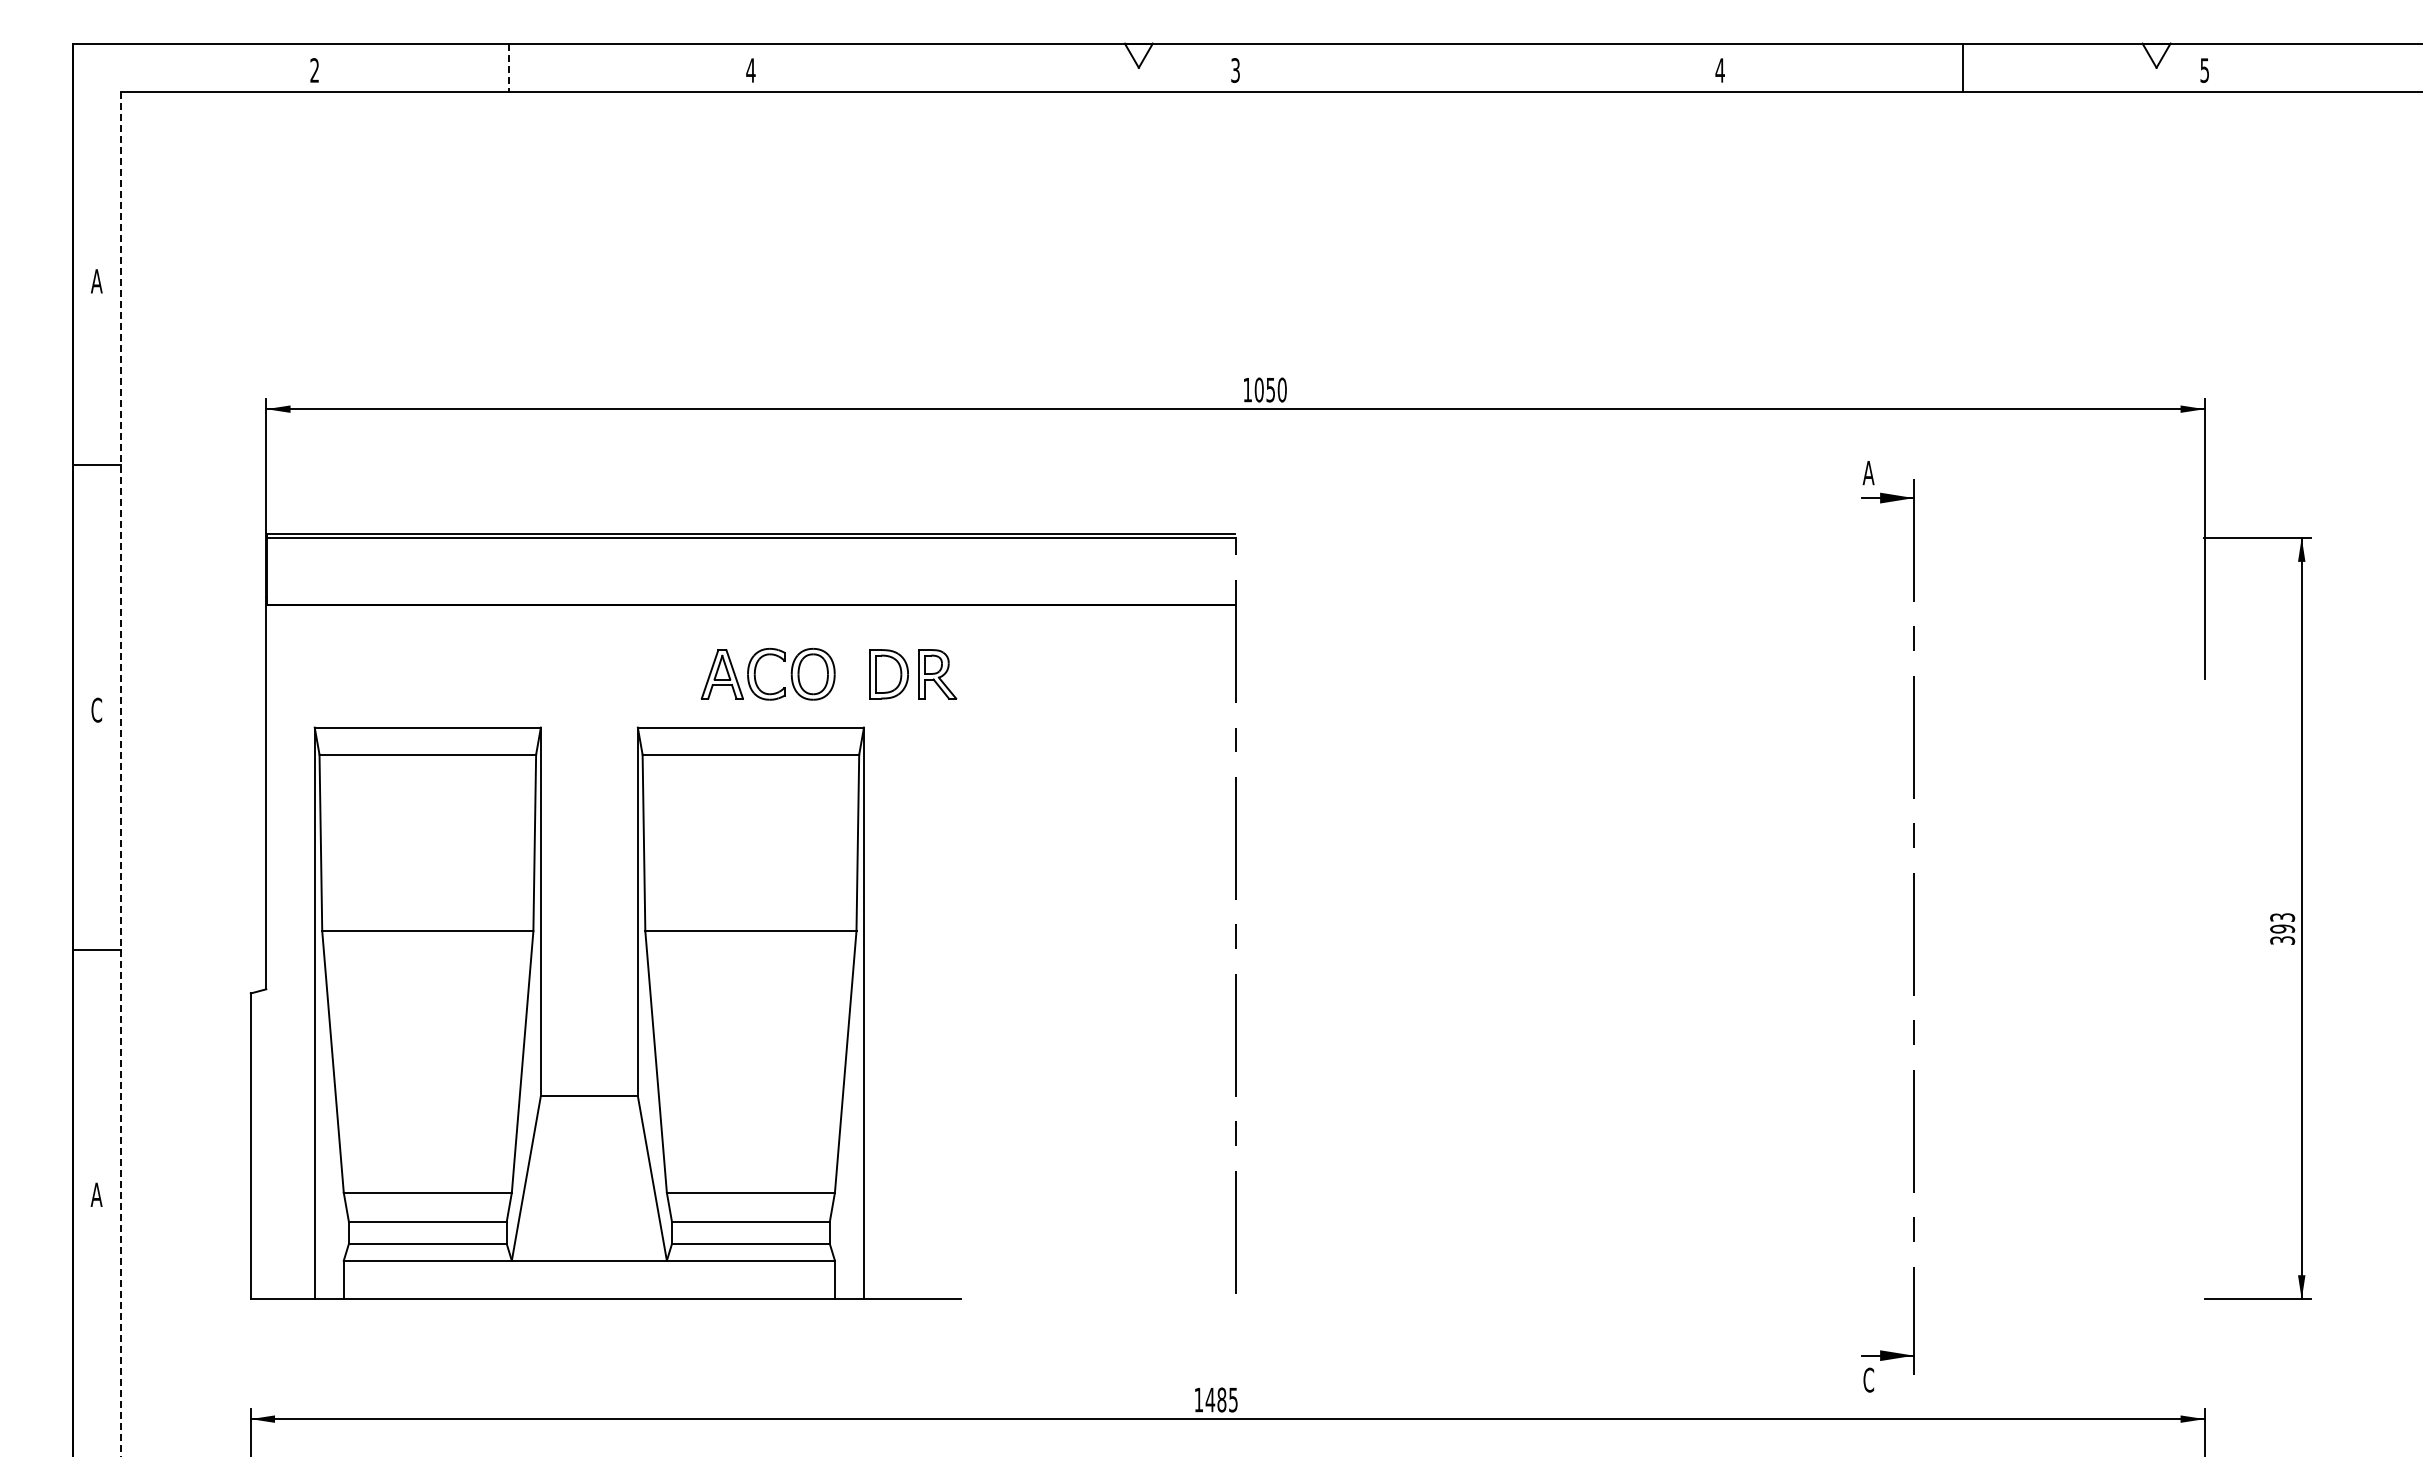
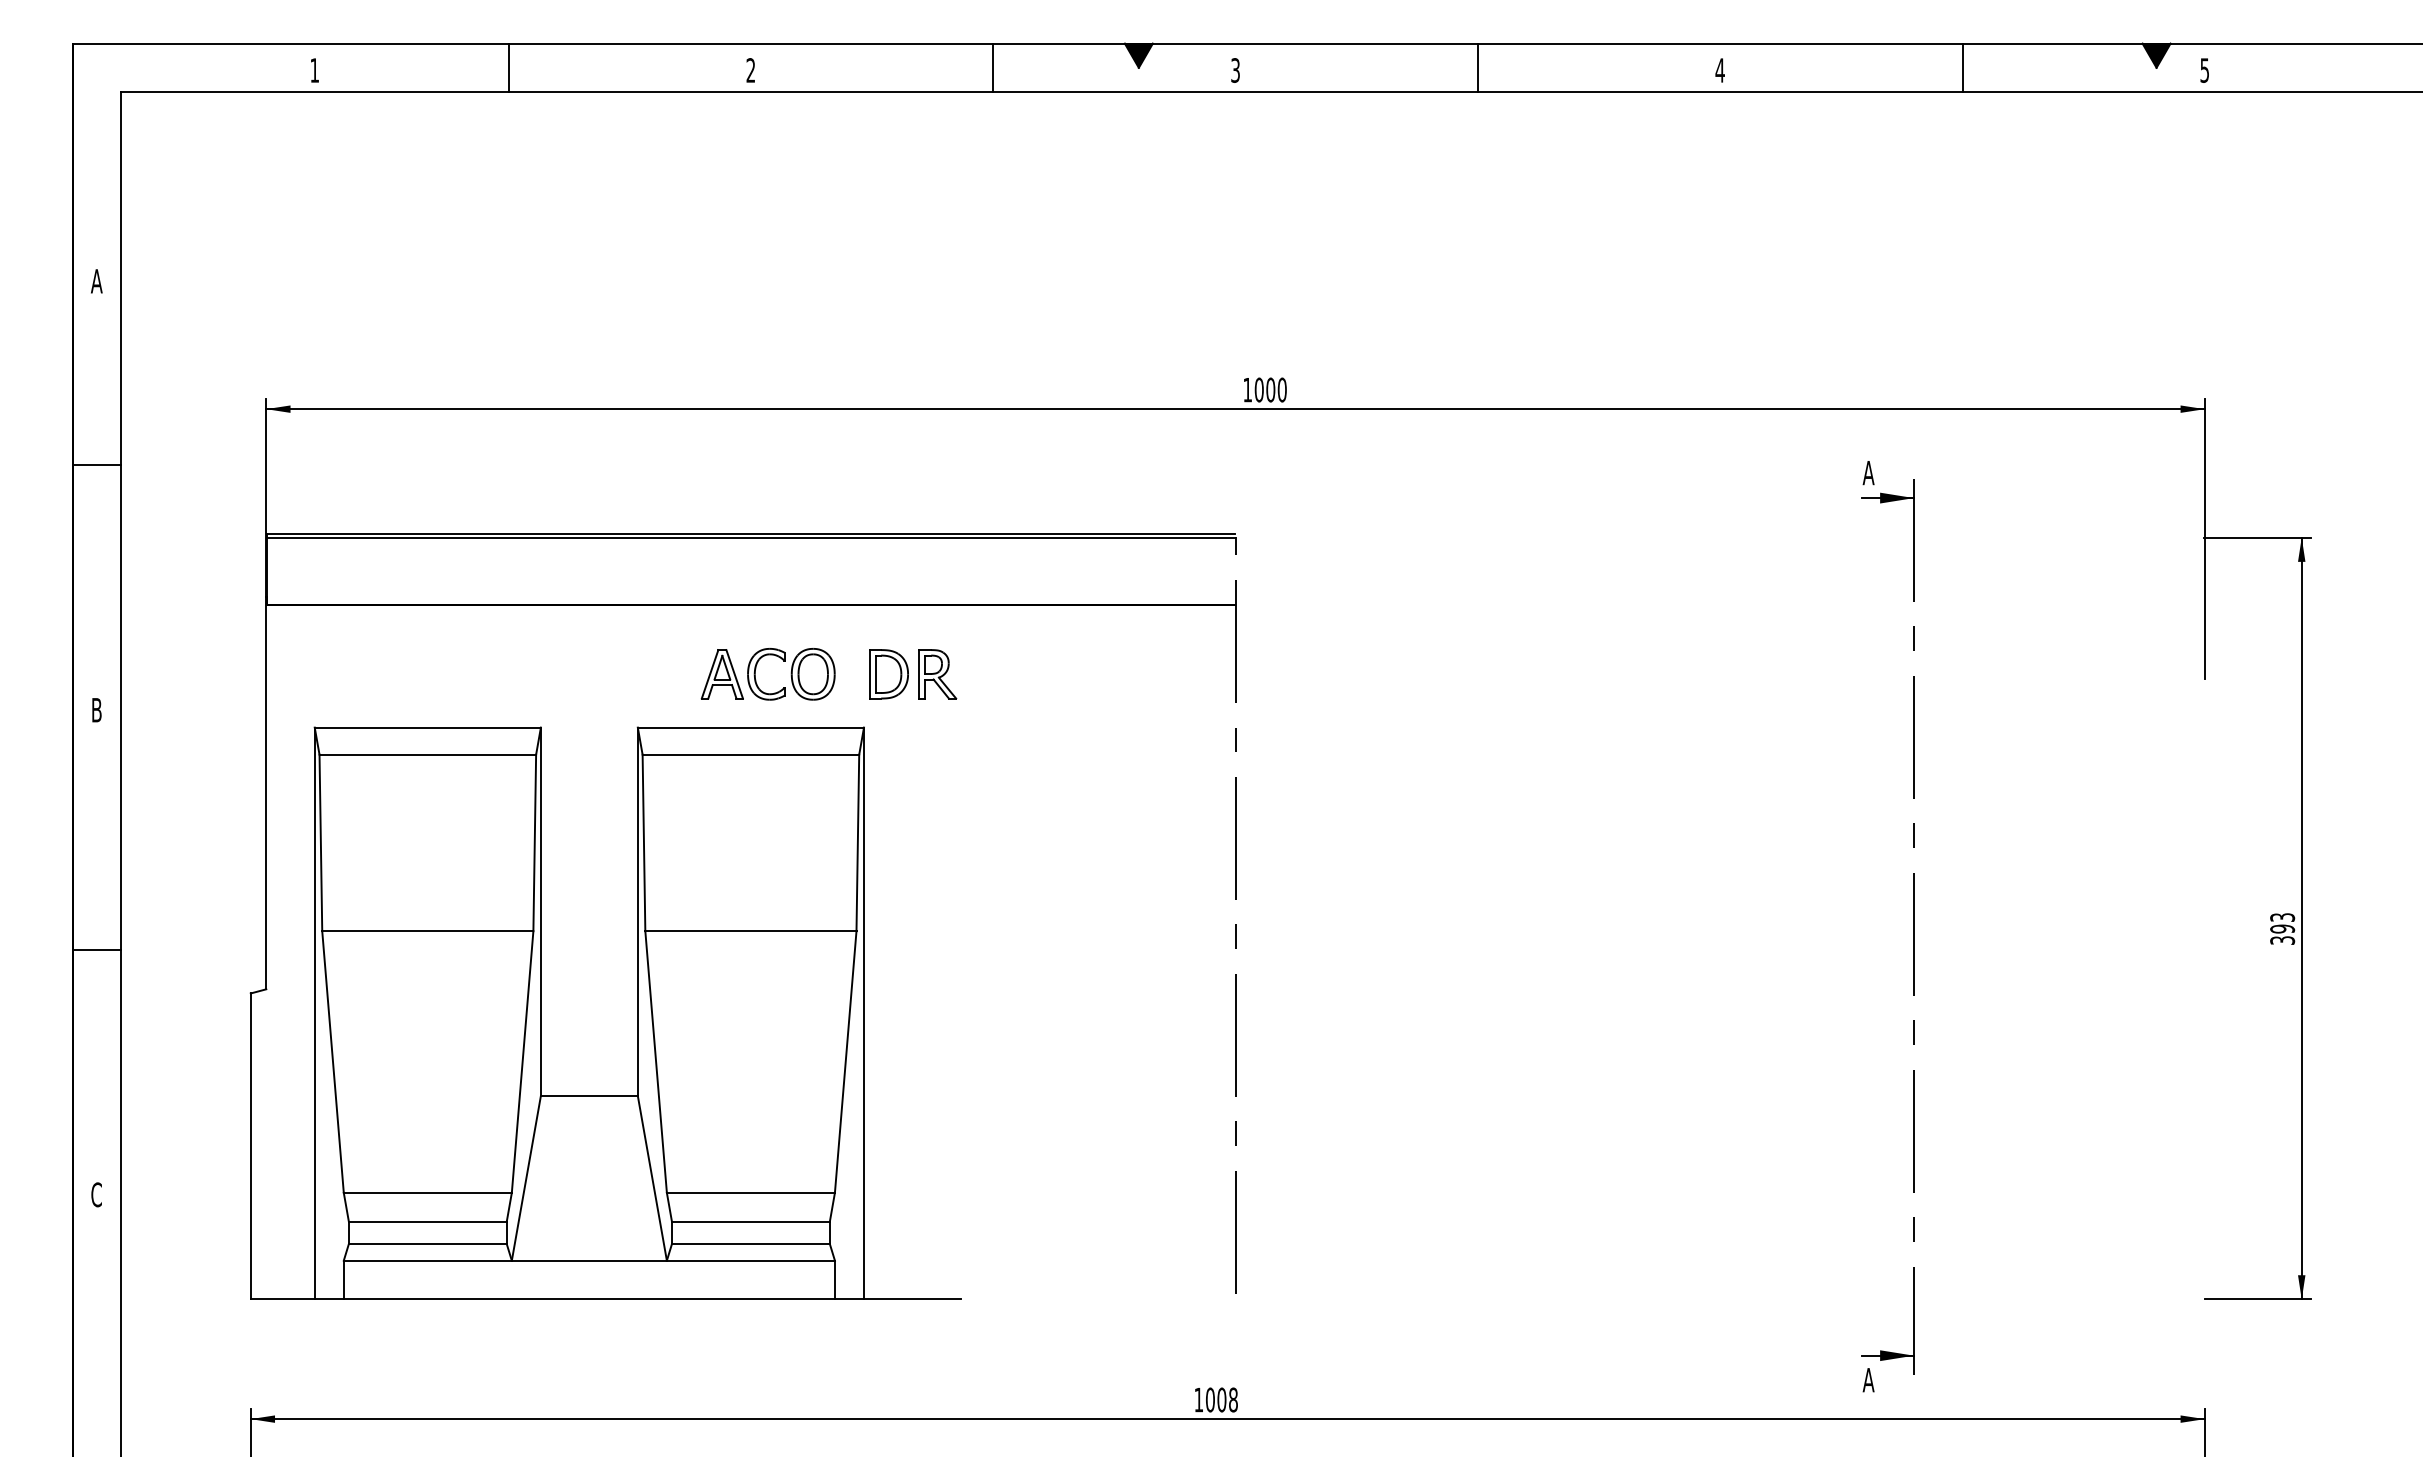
fill: none -> present (1138, 55)
fill: none -> present (2156, 55)
line: none -> present (993, 67)
line: none -> present (1478, 67)
line: dashed -> solid (508, 68)
text: 2 -> 1 (314, 70)
text: 4 -> 2 (750, 70)
text: 1050 -> 1000 (1270, 389)
text: C -> B (96, 709)
line: dashed -> solid (121, 775)
text: A -> C (96, 1194)
text: C -> A (1868, 1379)
text: 1485 -> 1008 (1221, 1399)
